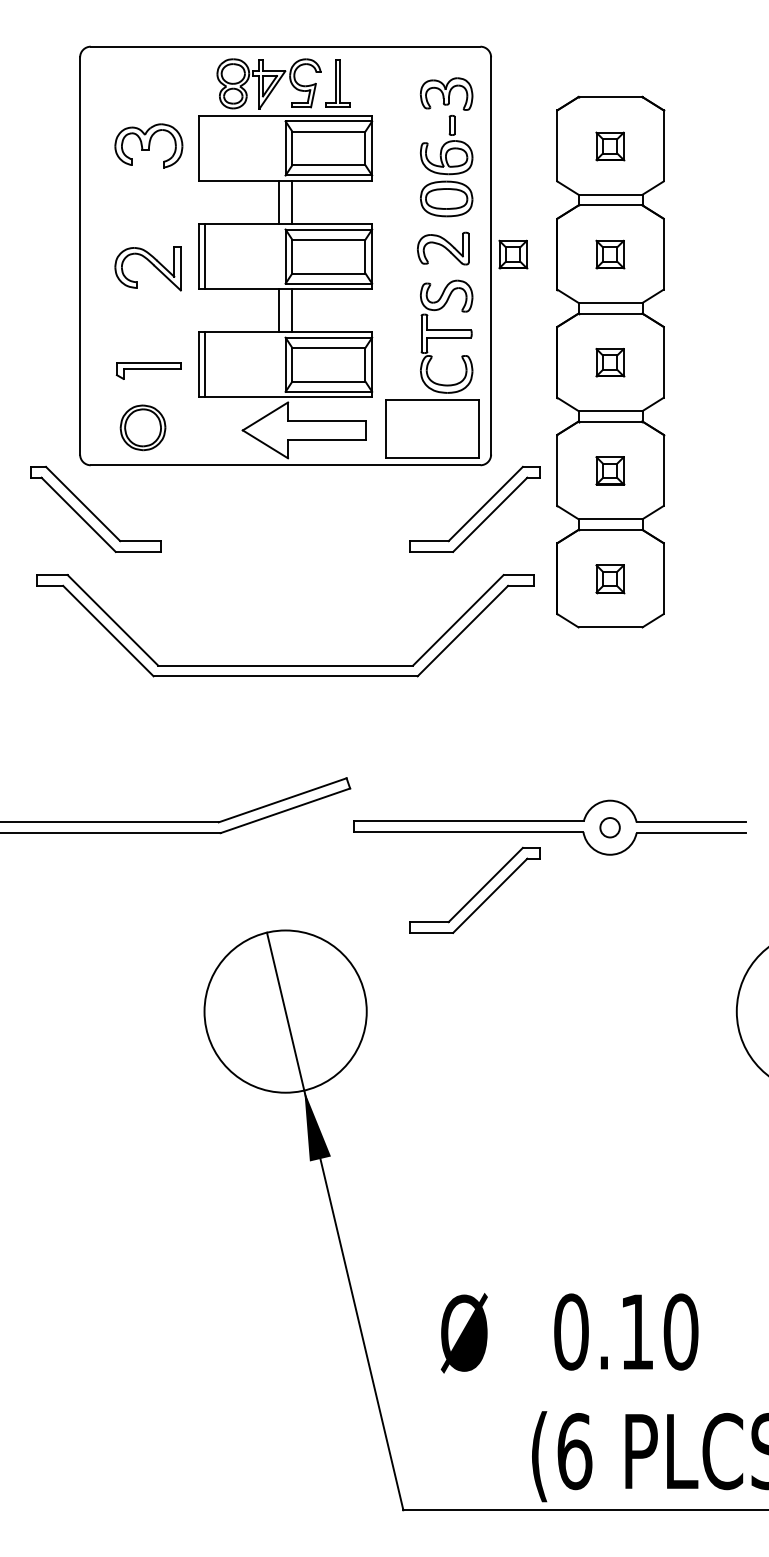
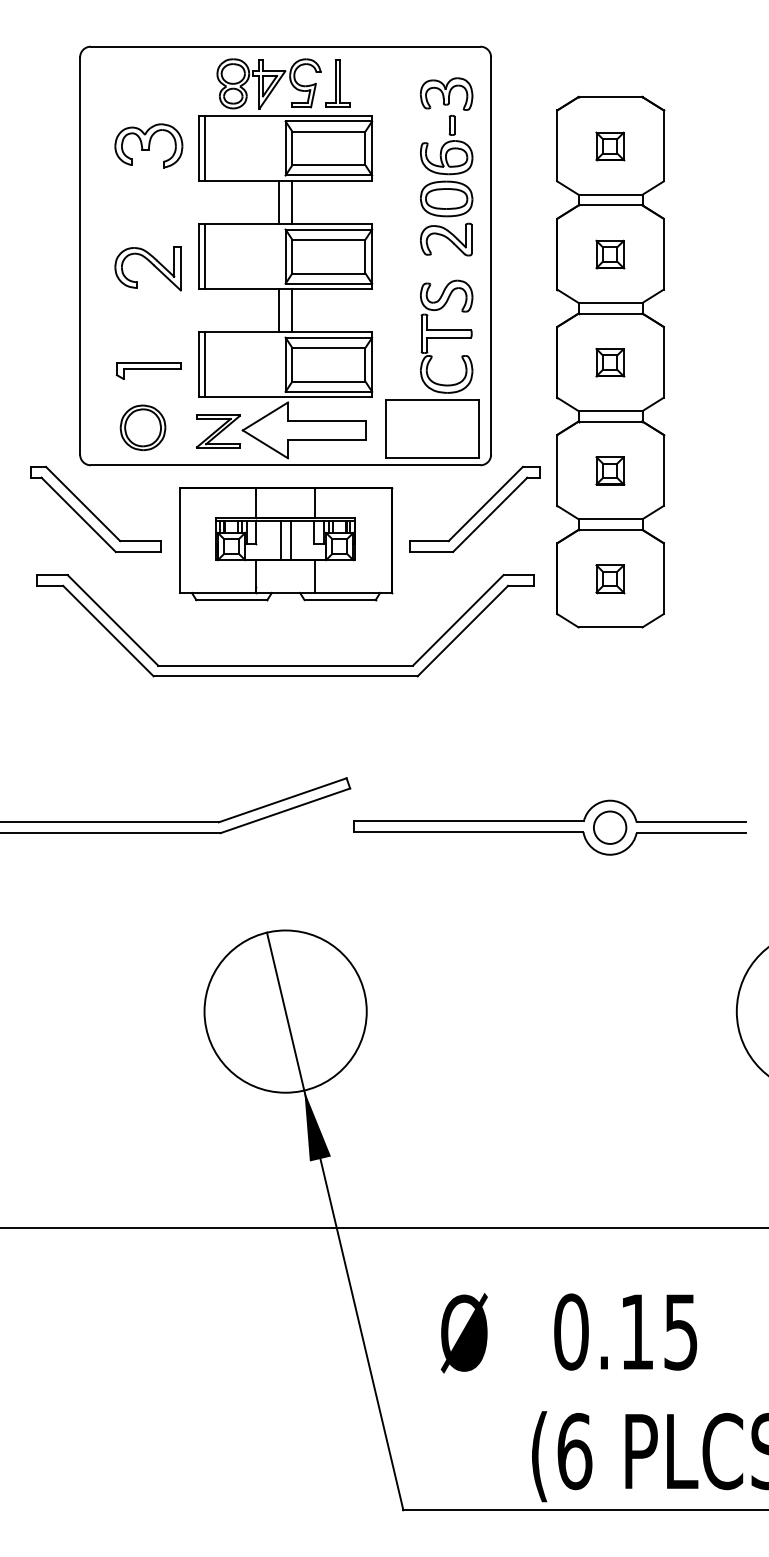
line: none -> present (204, 147)
part position: (443, 248) -> (446, 239) (446, 239)
part: present -> none (513, 254)
part: none -> present (218, 431)
part: none -> present (286, 544)
circle diameter: 19 px -> 32 px (609, 827)
part: present -> none (474, 889)
line: none -> present (383, 1227)
text: 0.10 -> 0.15 (680, 1331)
